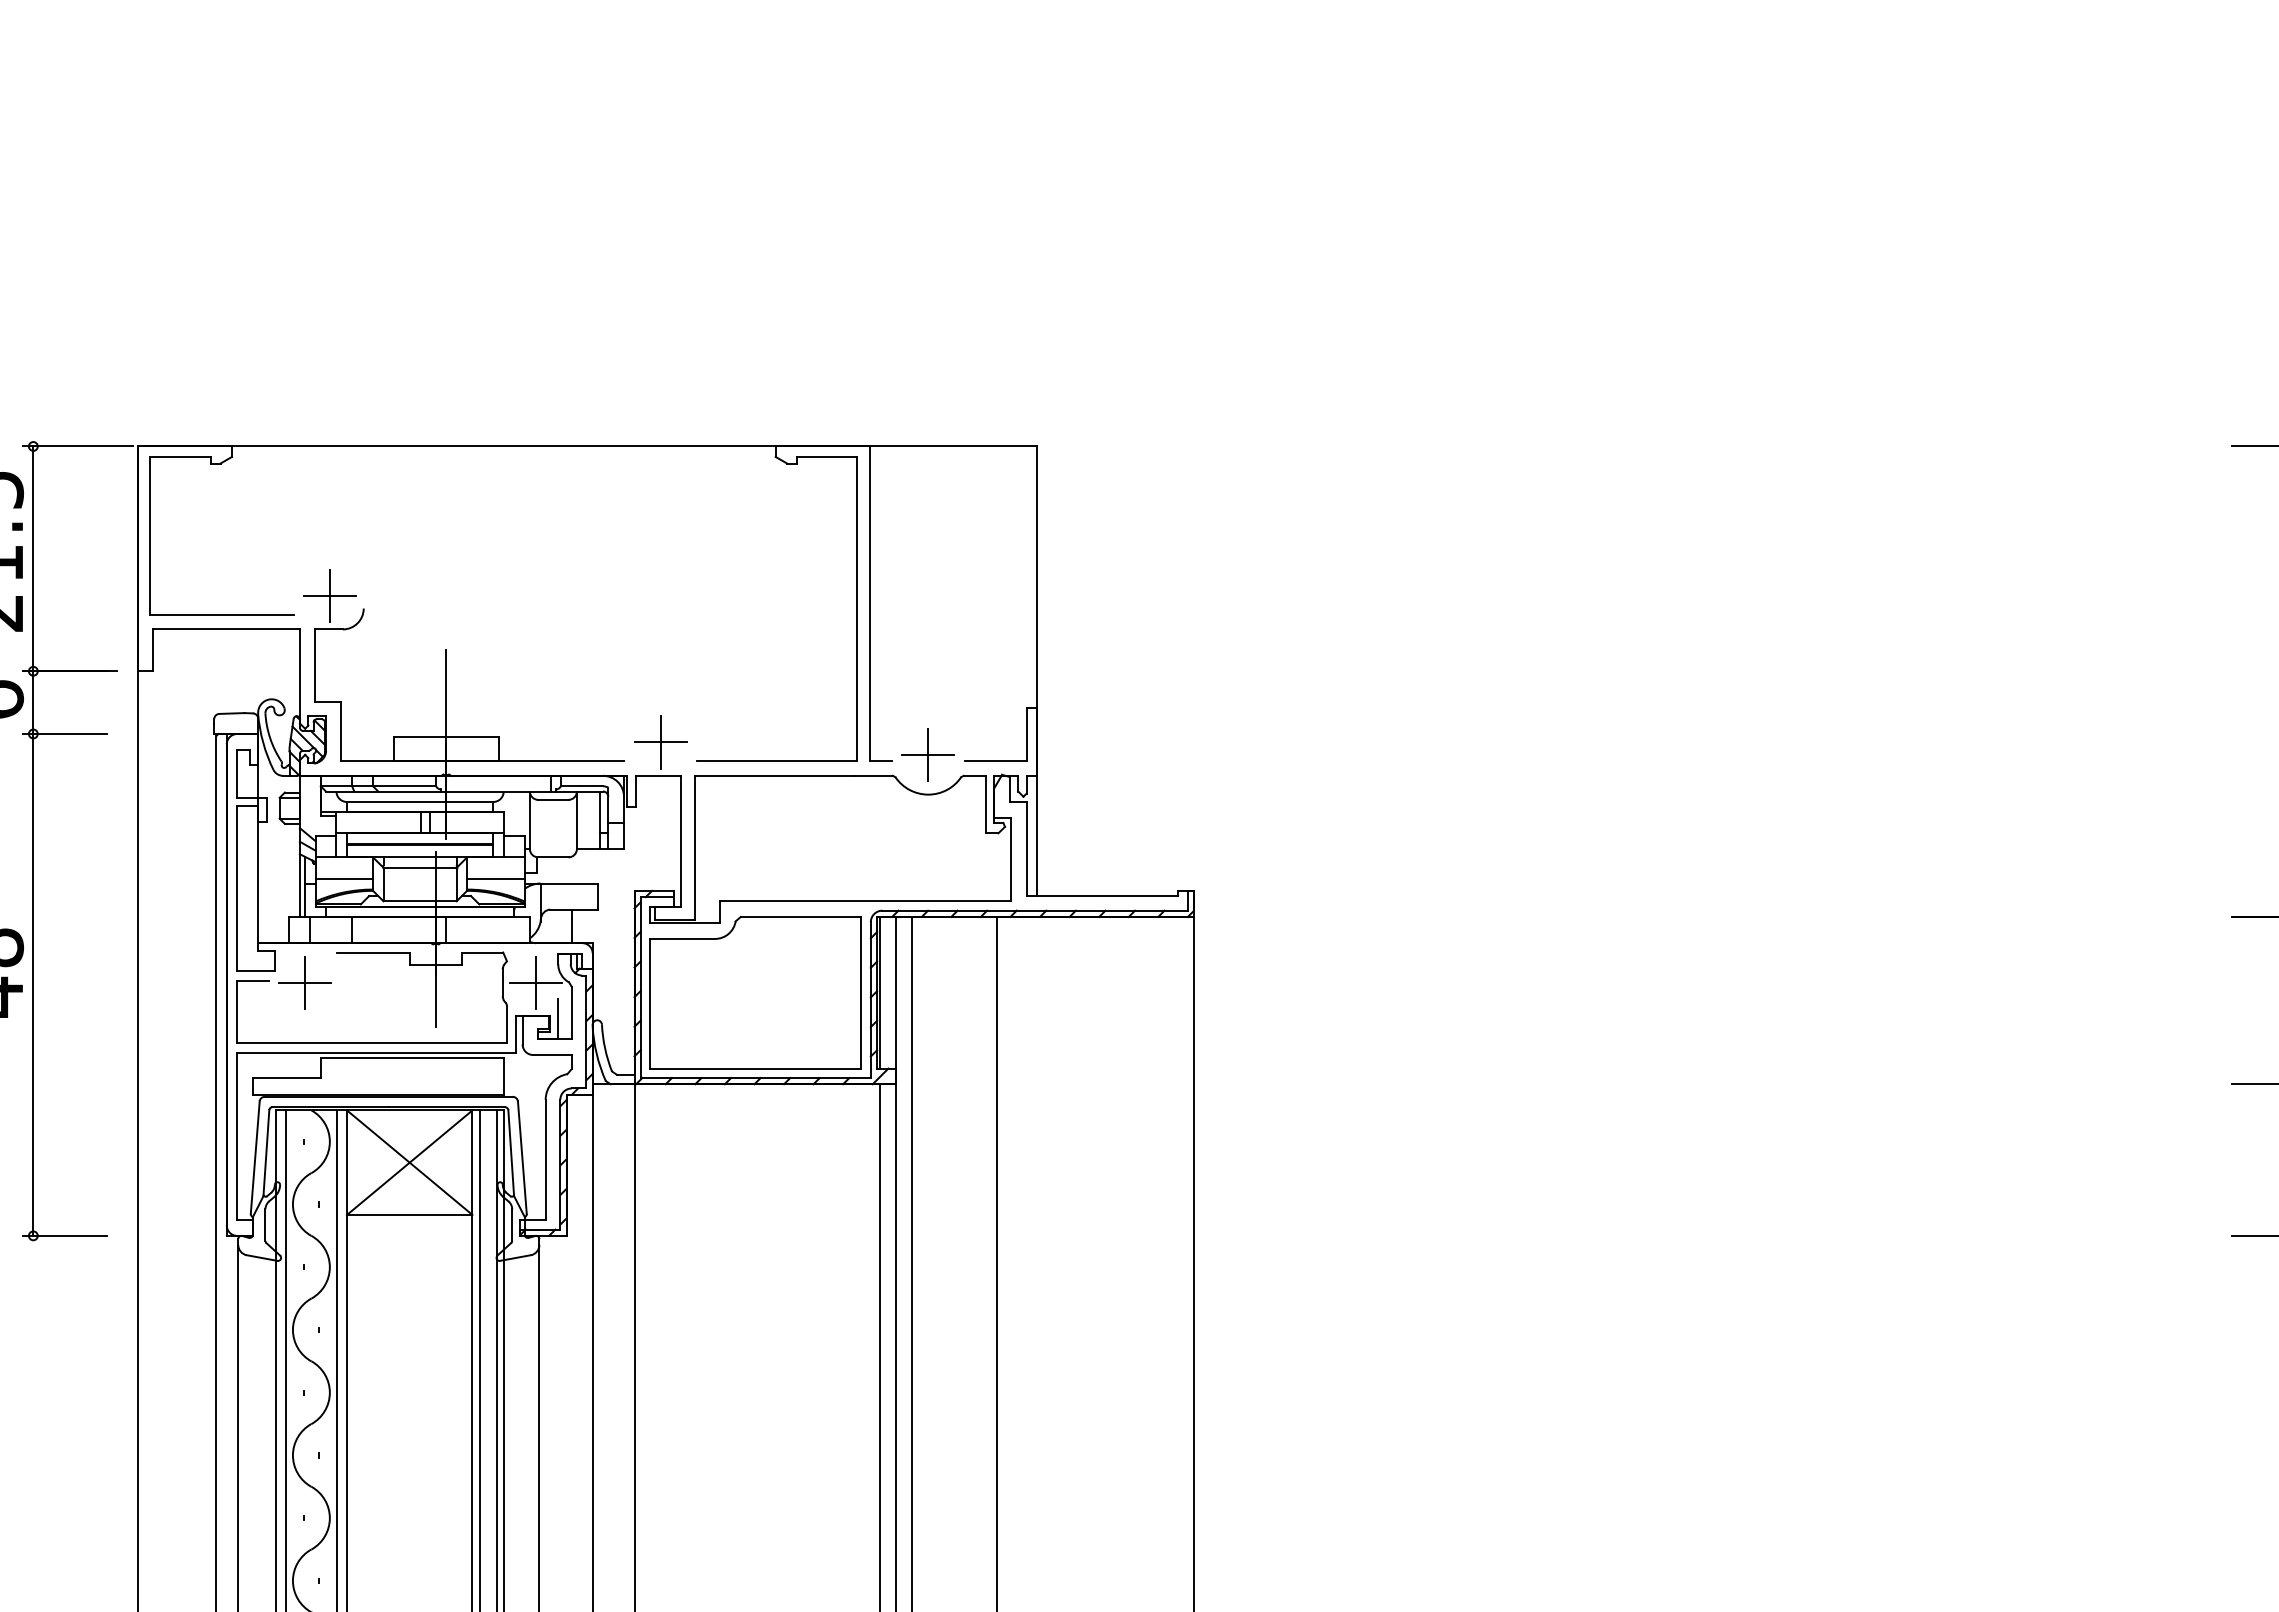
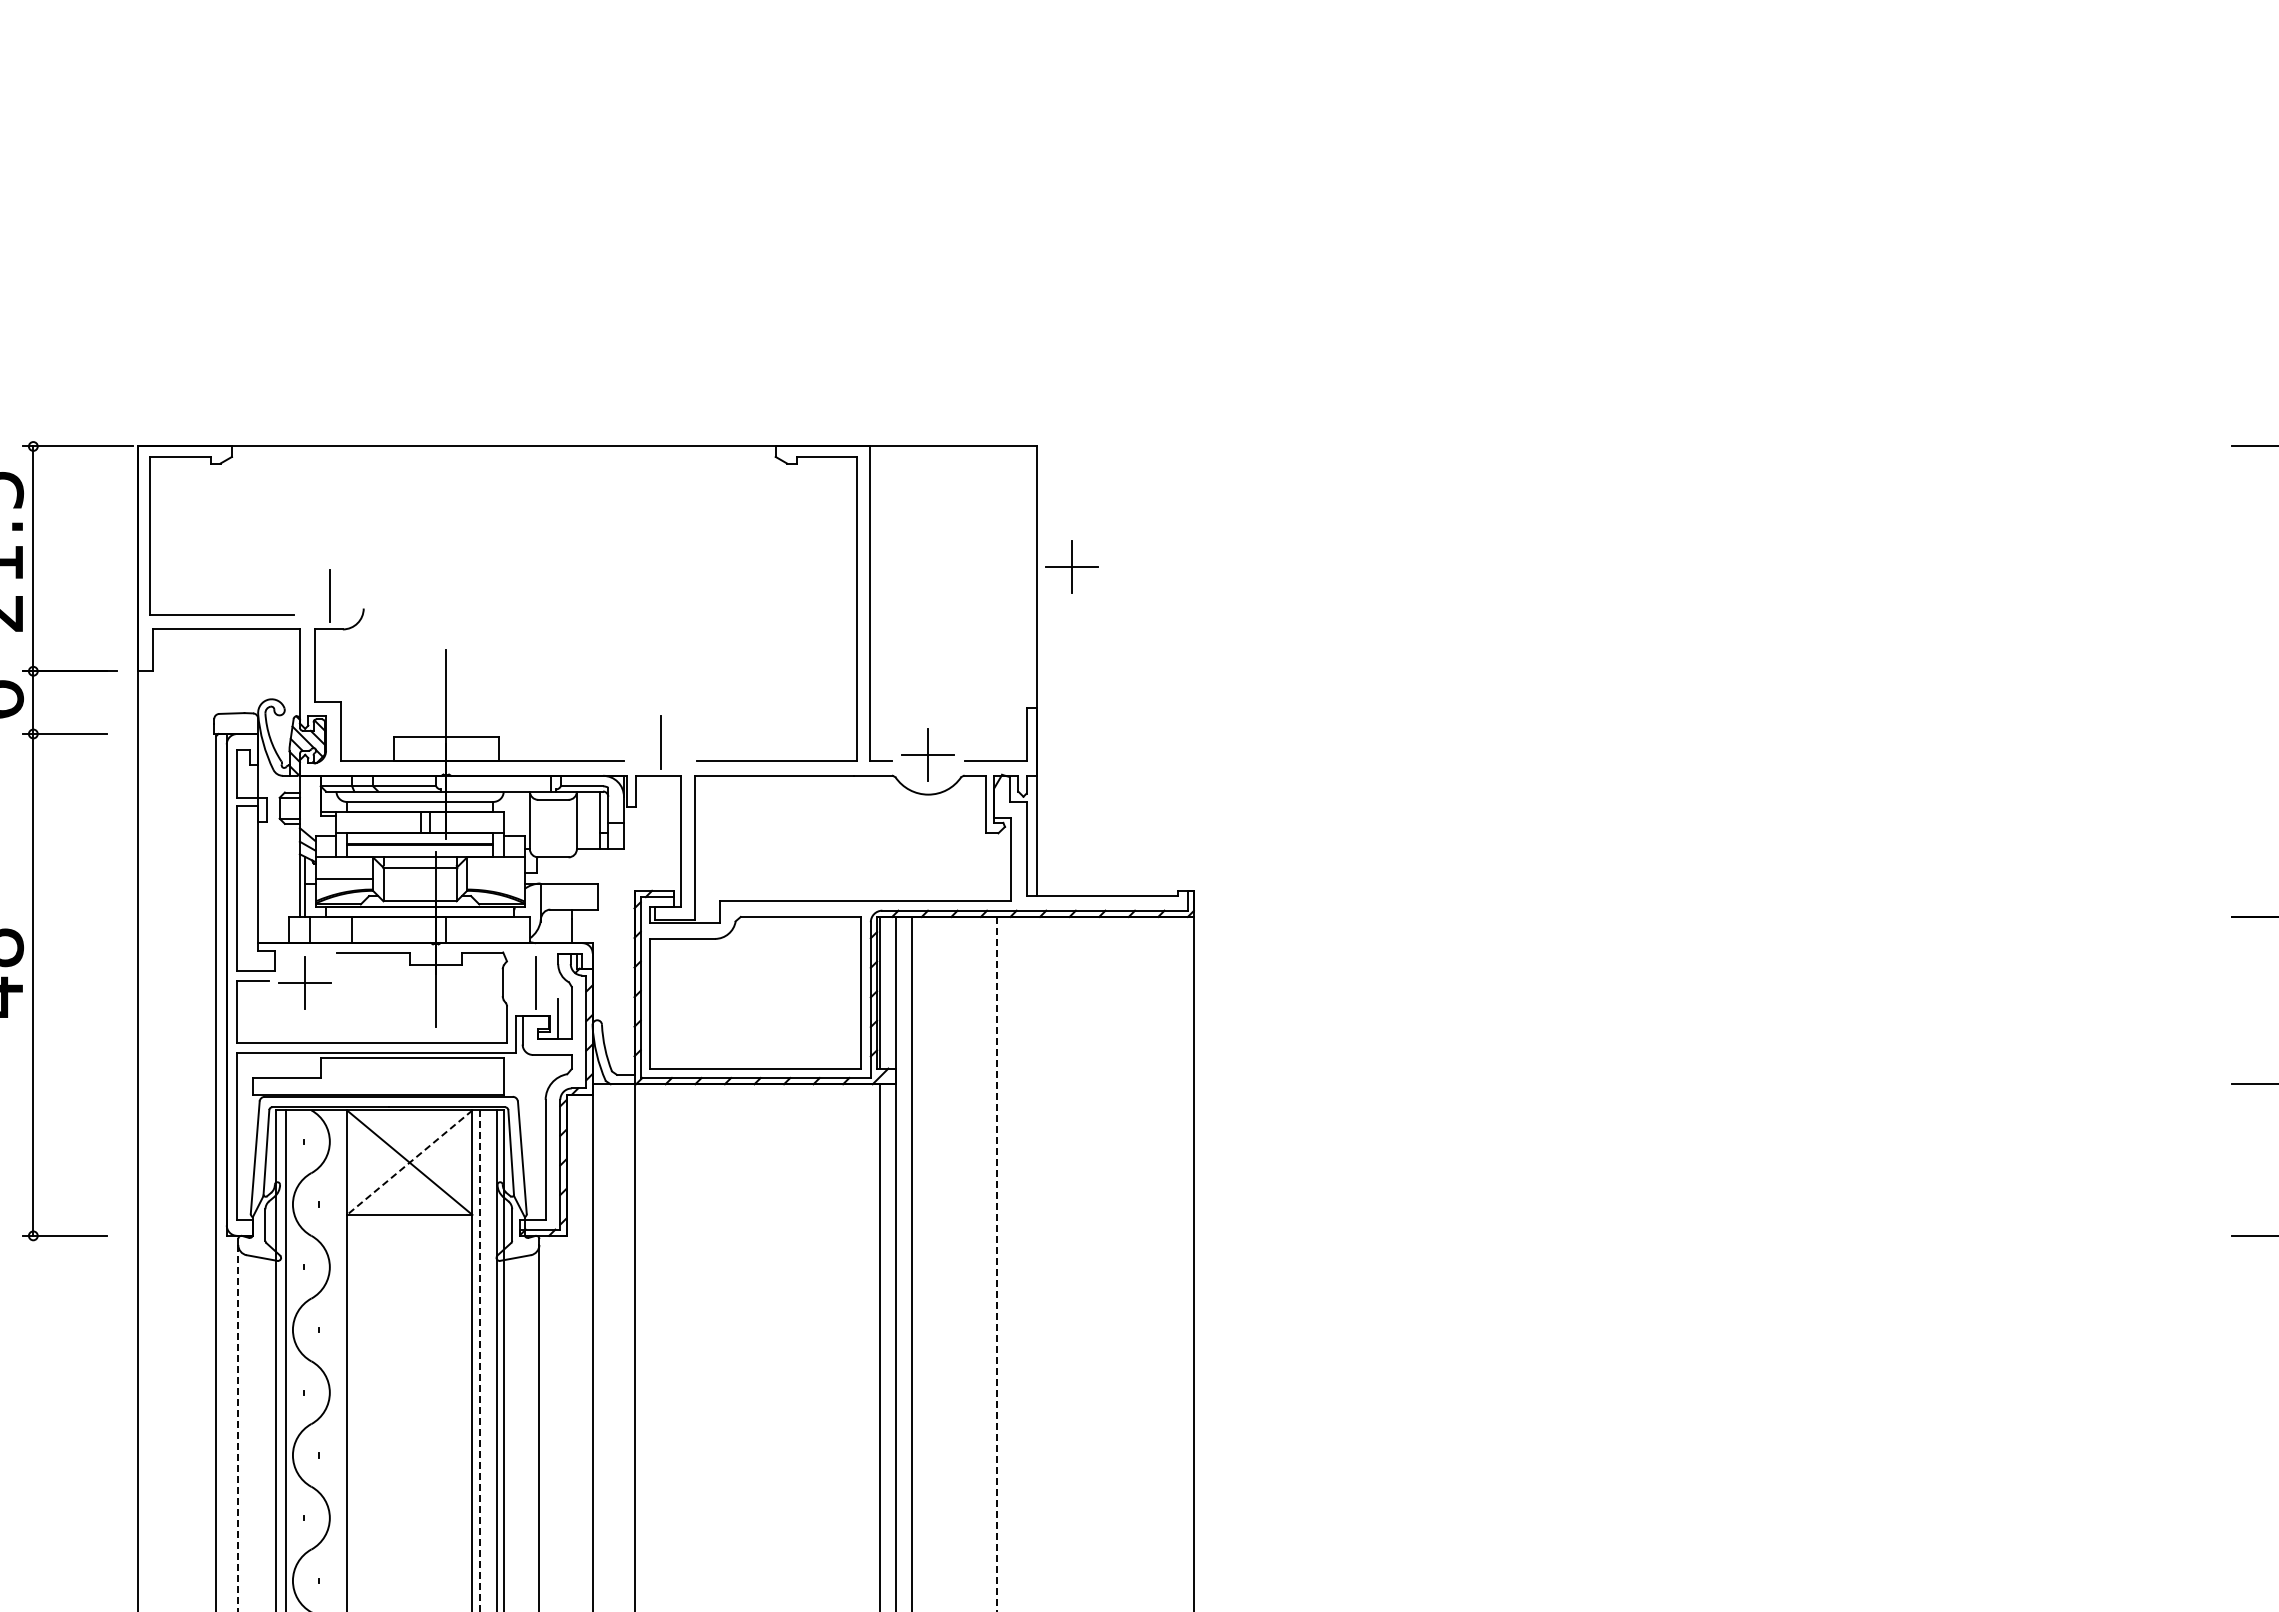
part: none -> present (1071, 566)
line: present -> none (330, 595)
line: present -> none (660, 742)
line: present -> none (495, 878)
line: present -> none (536, 982)
line: solid -> dashed (409, 1162)
line: solid -> dashed (997, 1264)
line: present -> none (336, 1359)
line: solid -> dashed (479, 1361)
line: solid -> dashed (238, 1428)
